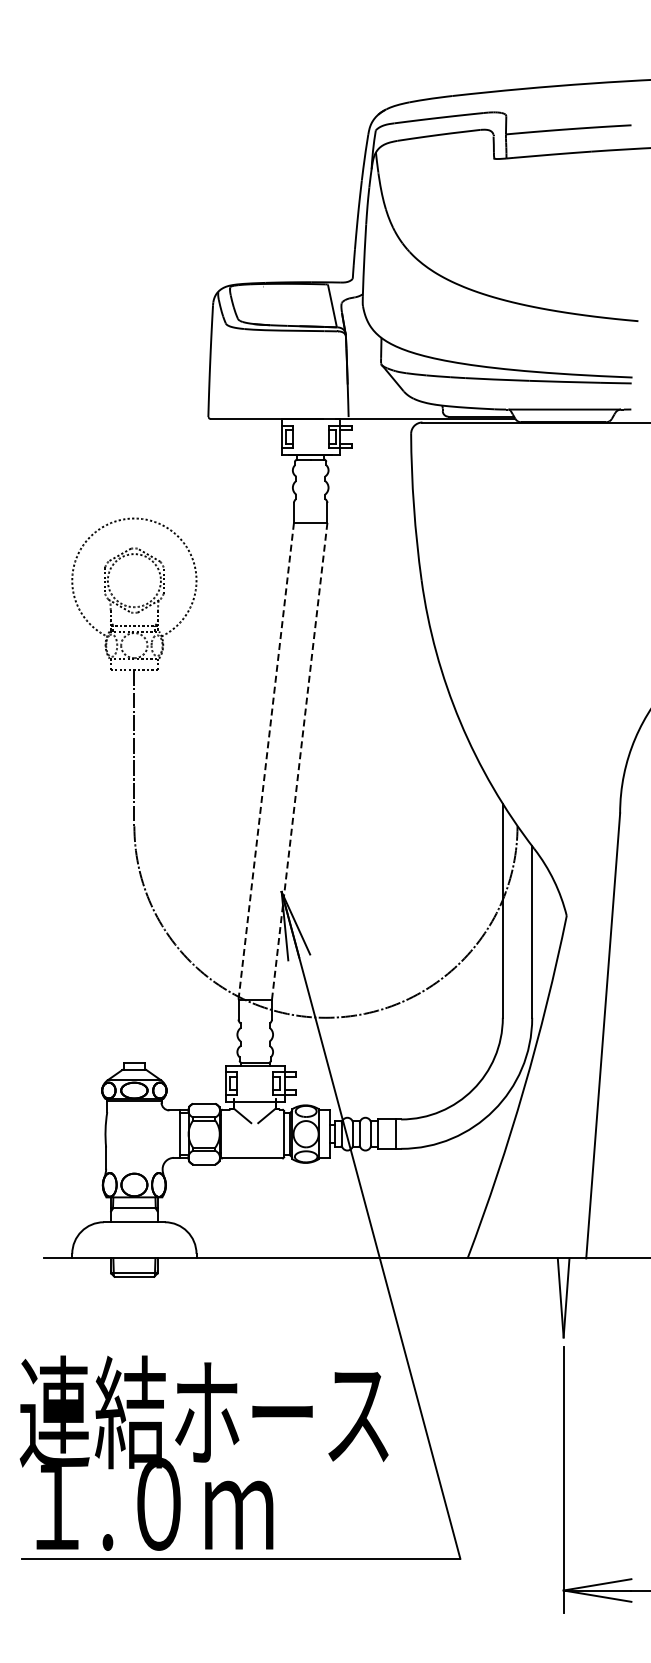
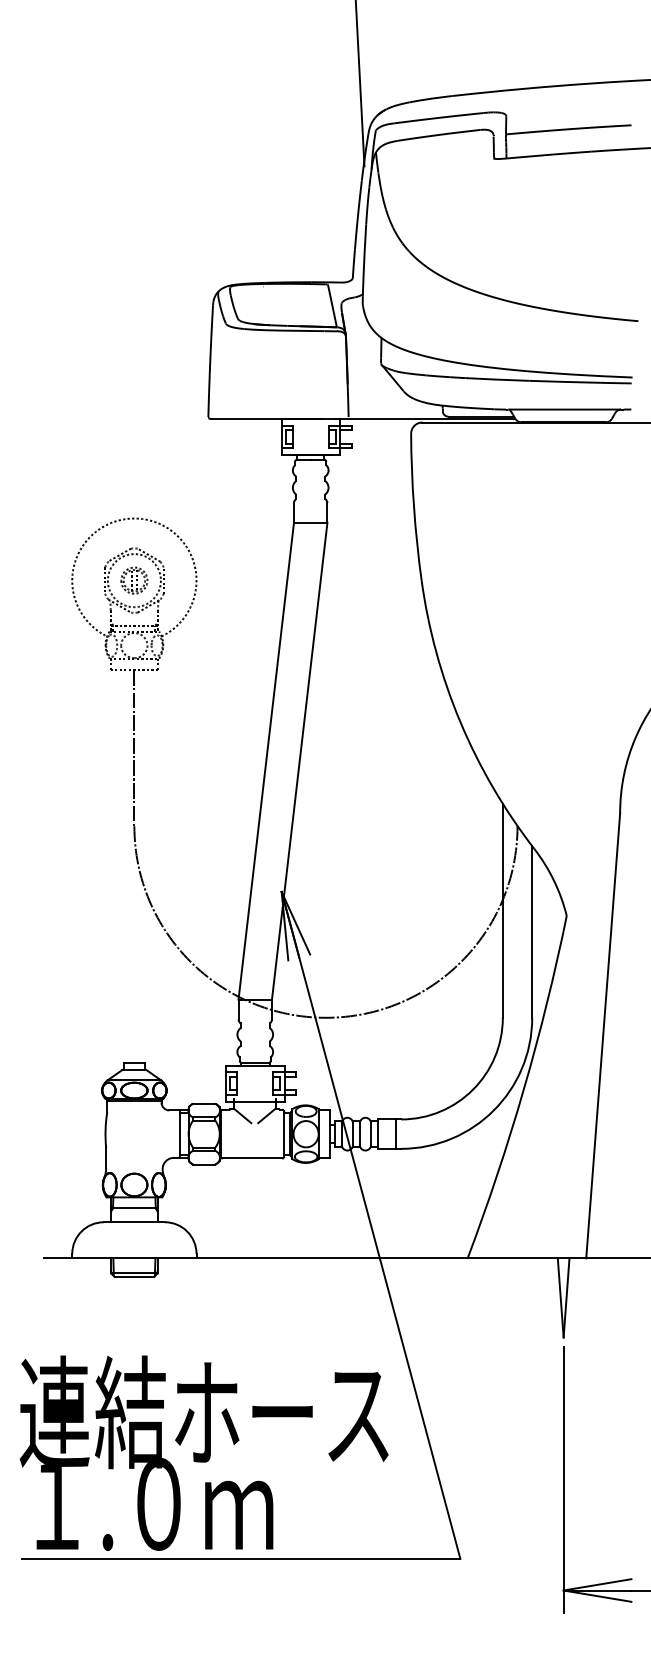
line: none -> present (359, 84)
part: none -> present (134, 580)
line: dashed -> solid (266, 761)
line: dashed -> solid (299, 761)
